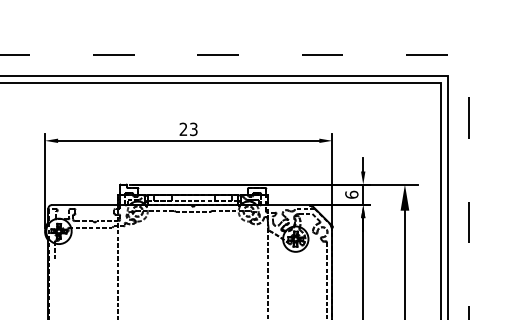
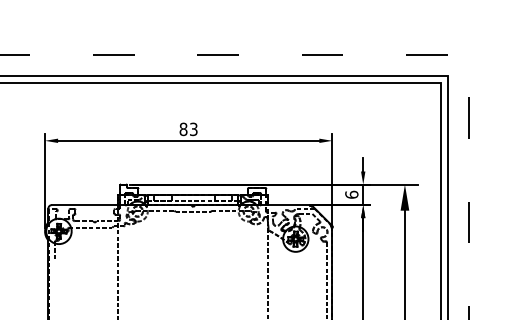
text: 23 -> 83 (183, 129)
